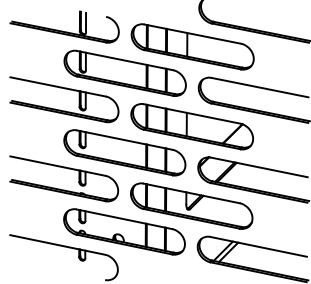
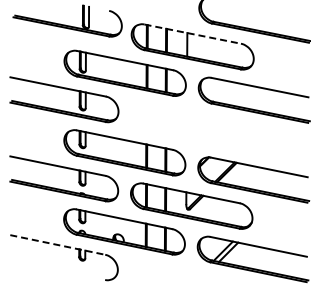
part position: (64, 26) -> (67, 20) (67, 20)
line: solid -> dashed (193, 34)
part: present -> none (191, 126)
line: solid -> dashed (58, 245)
